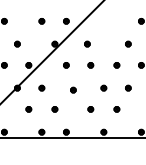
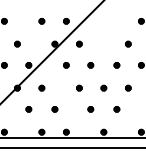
part position: (87, 43) -> (79, 43) (79, 43)
part position: (73, 89) -> (79, 87) (79, 87)
line: none -> present (72, 147)
